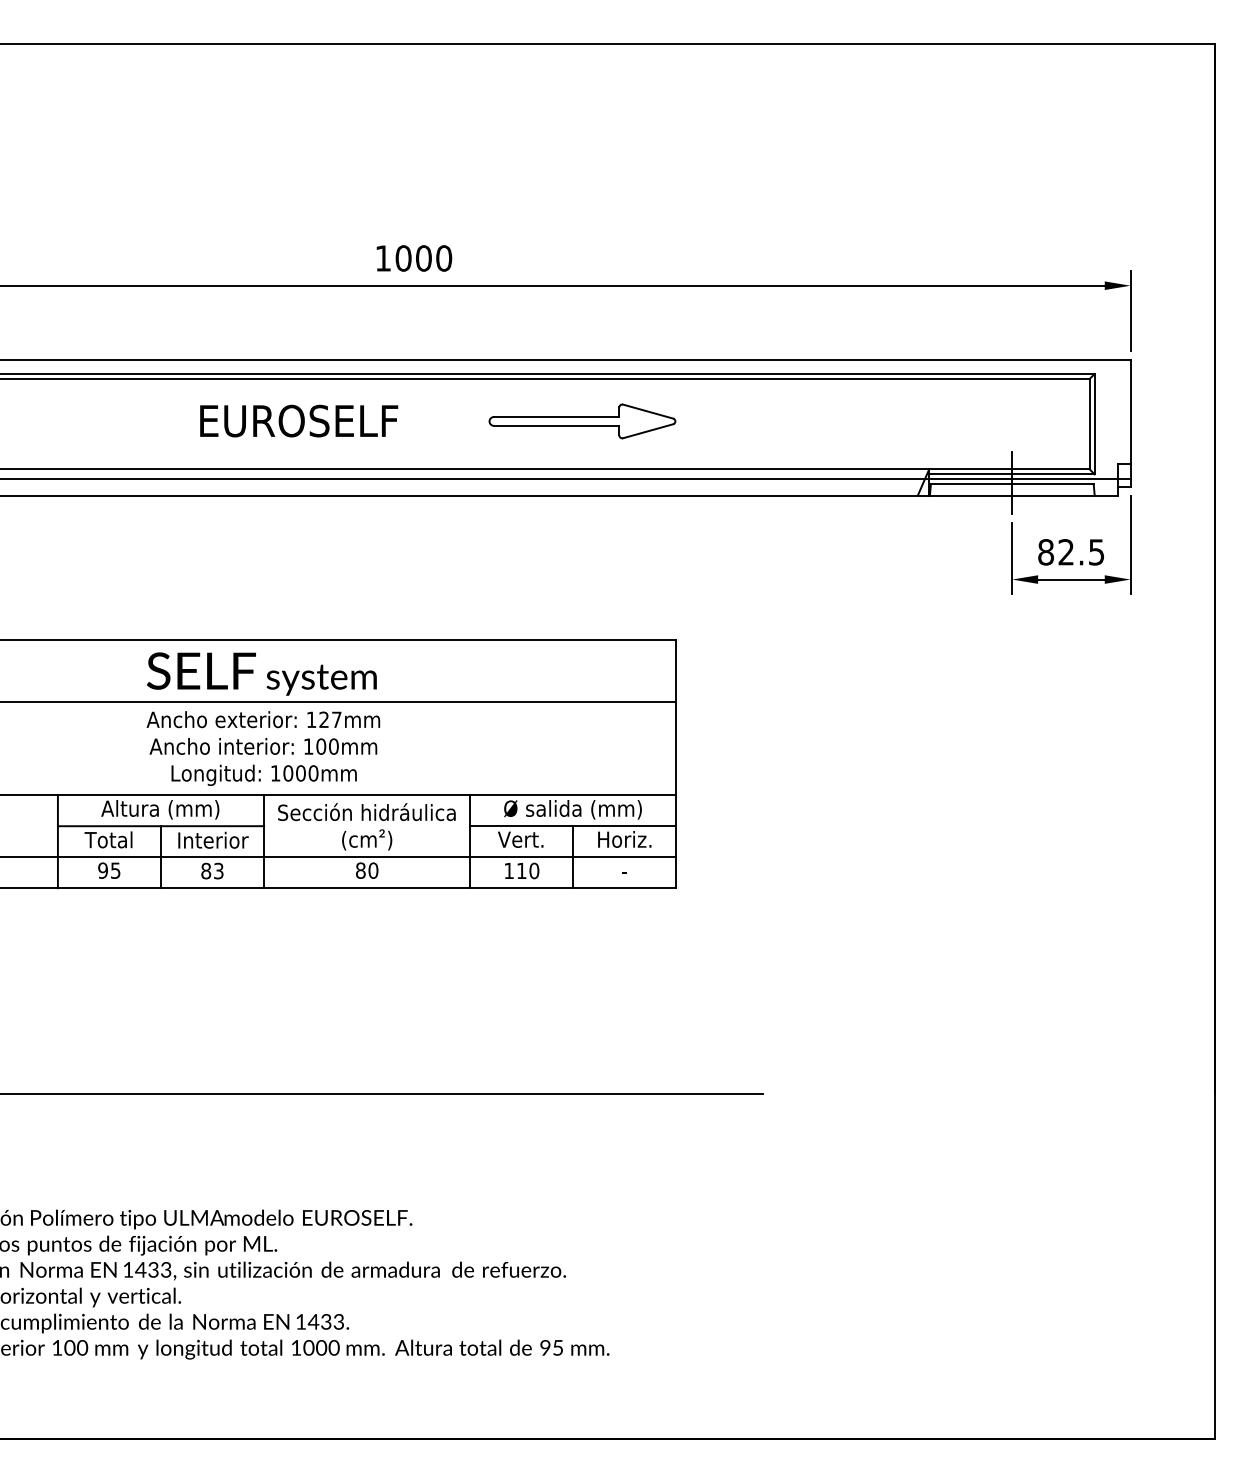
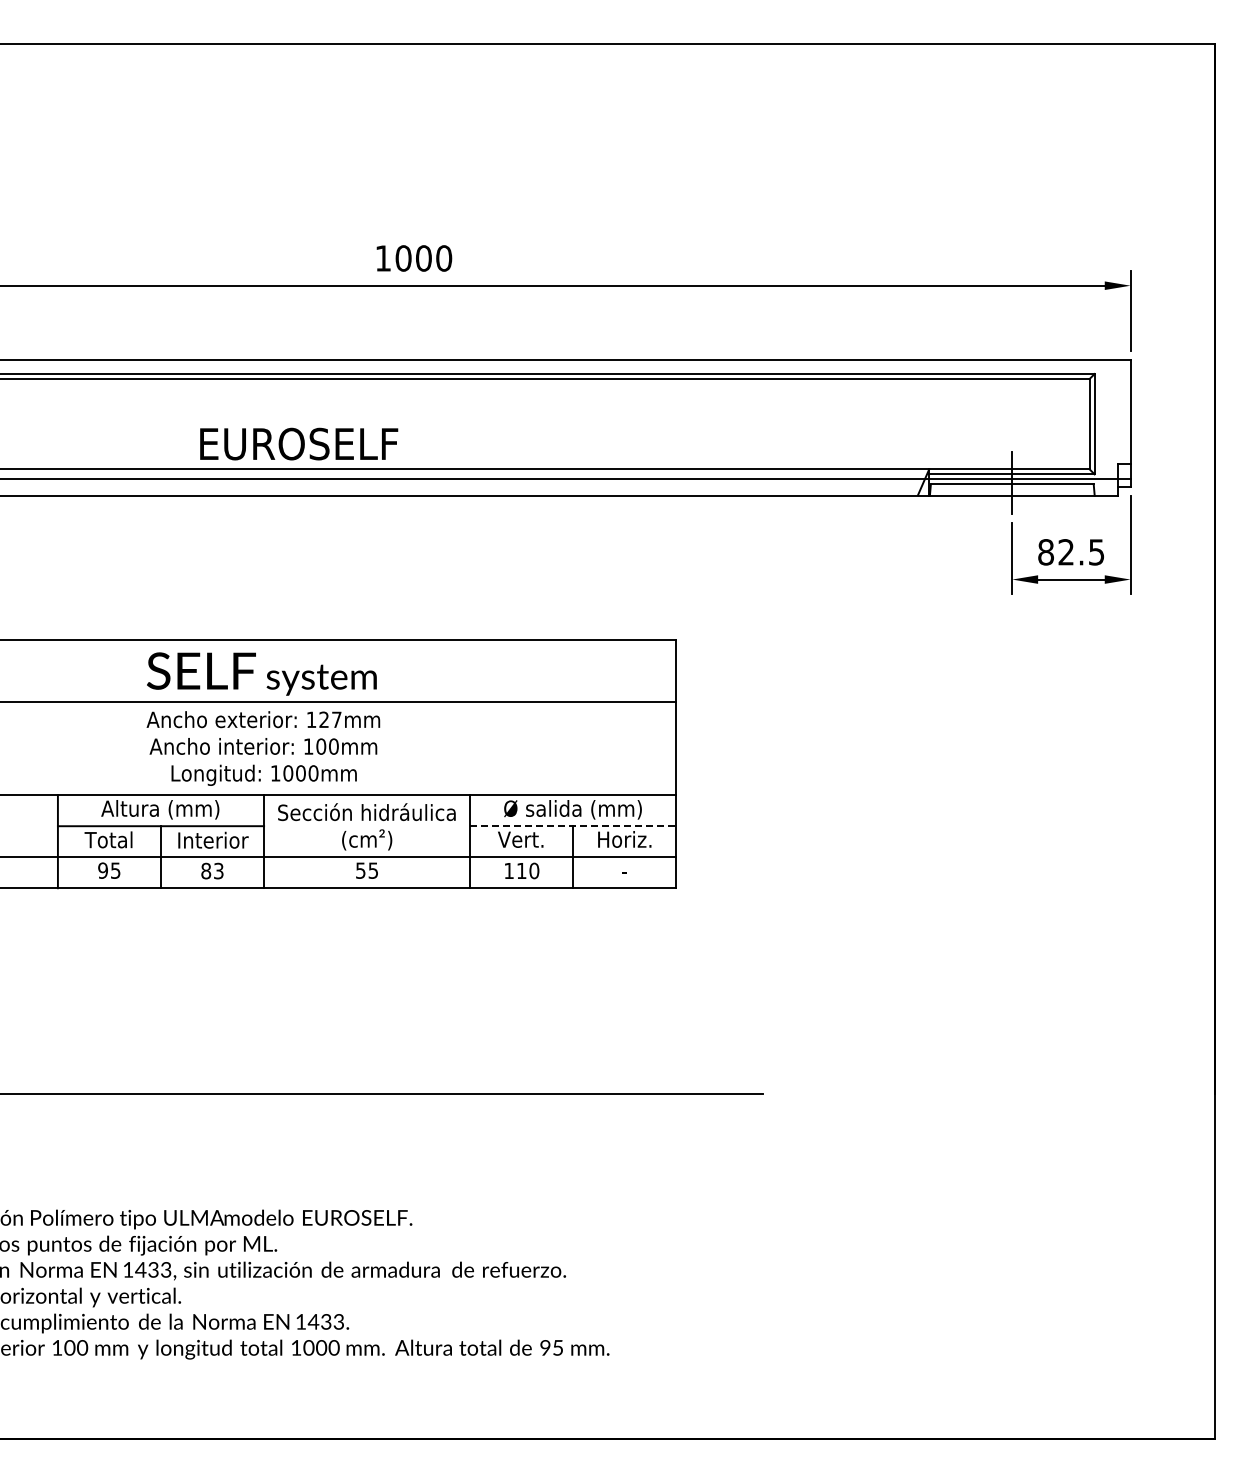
text position: (299, 420) -> (299, 443) (299, 443)
part: present -> none (582, 421)
line: solid -> dashed (573, 826)
text: 80 -> 55 (367, 870)
